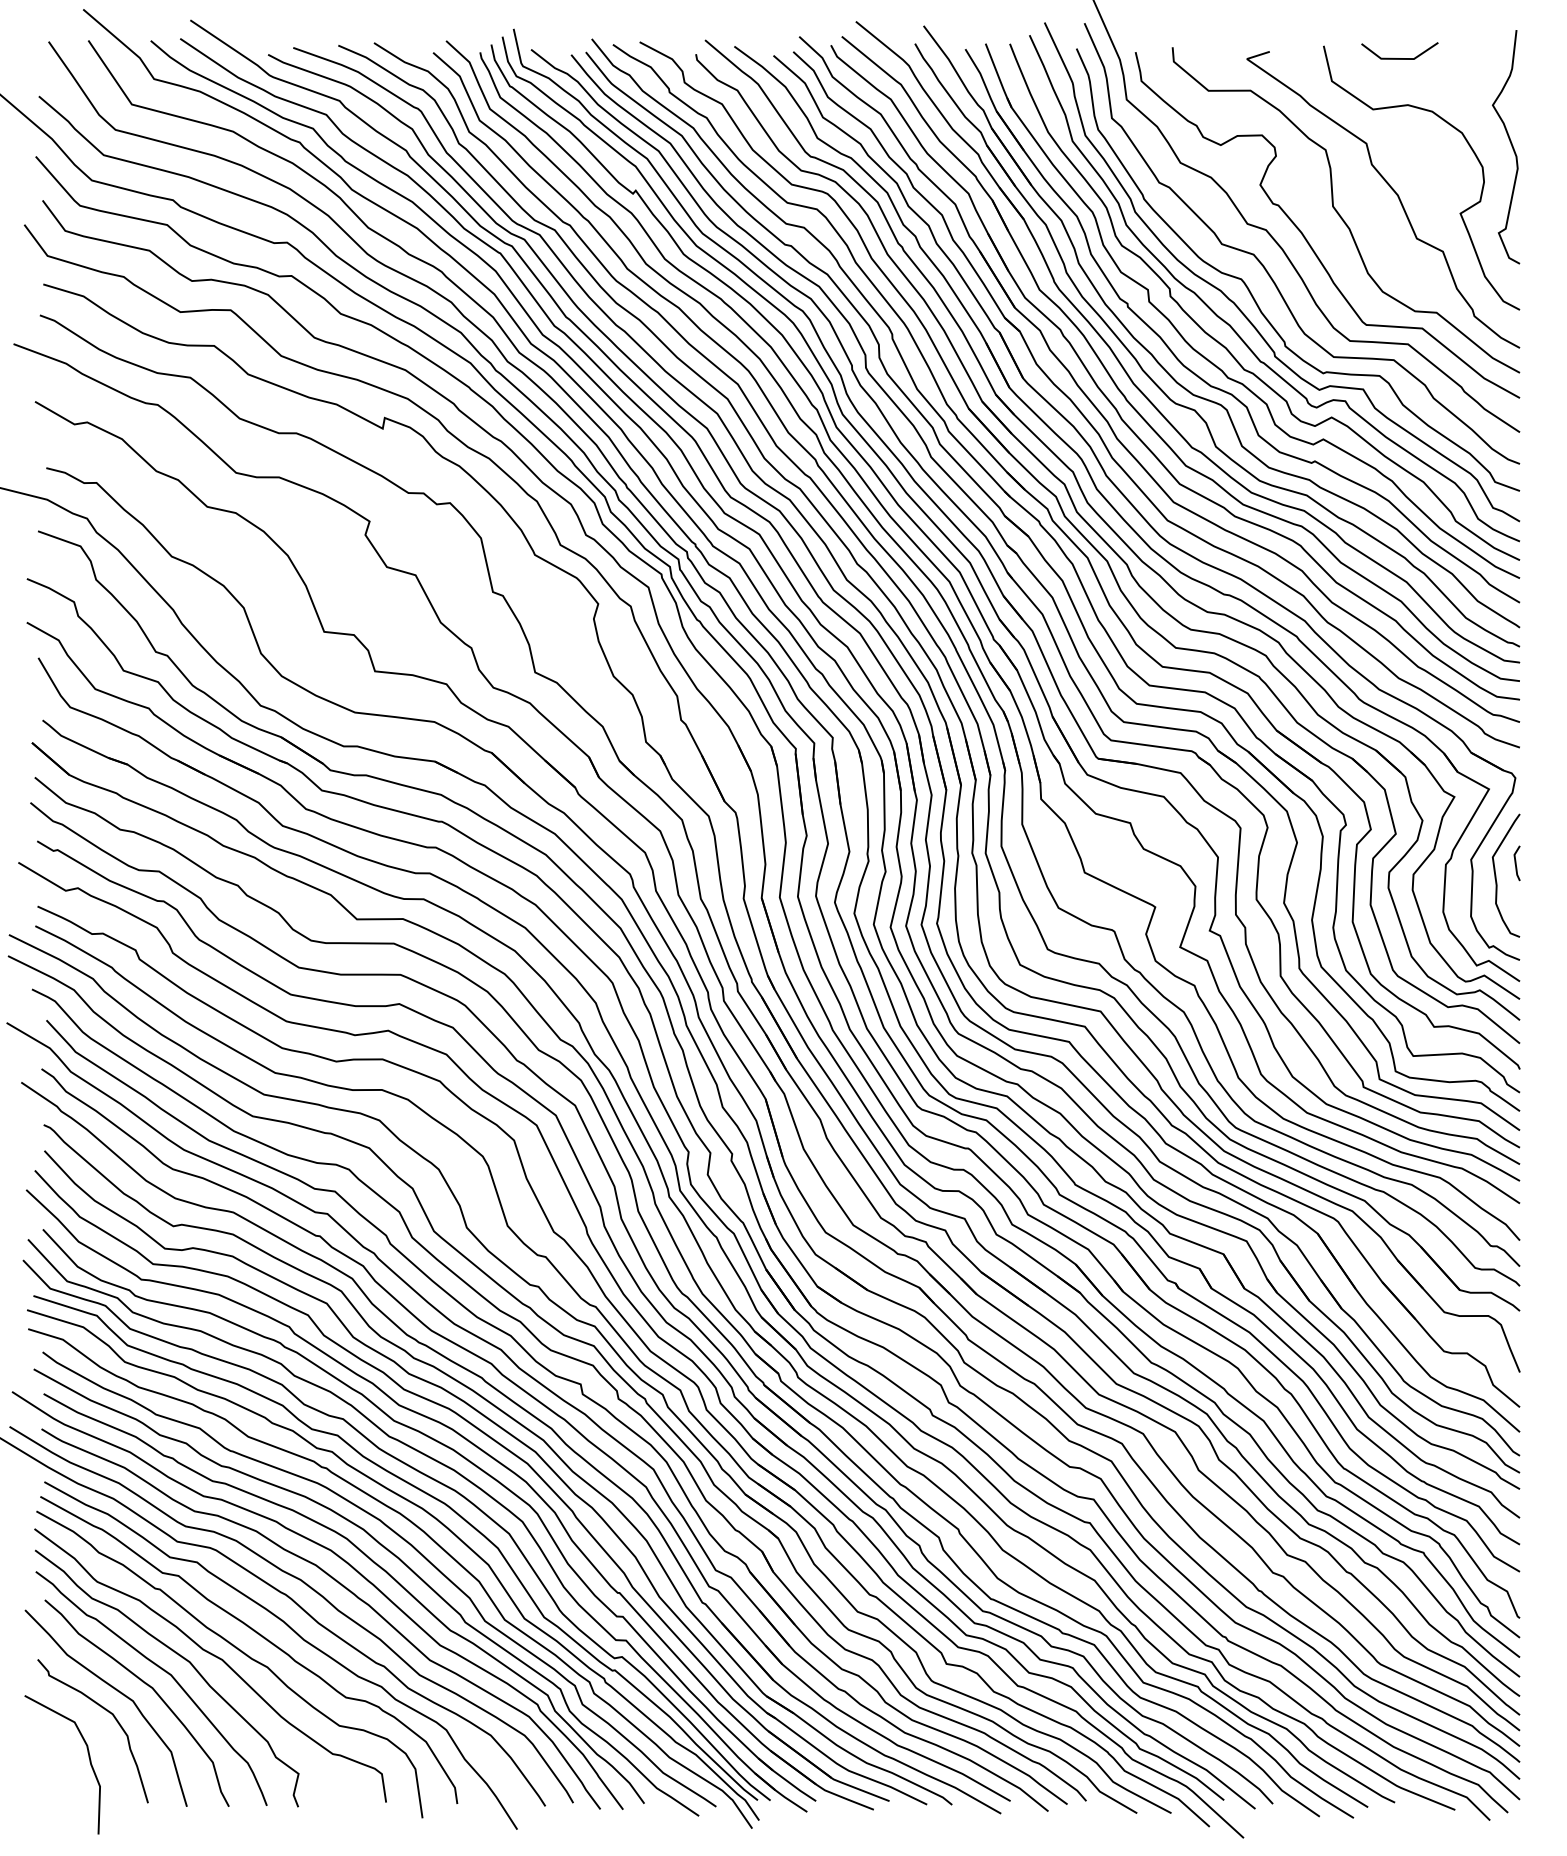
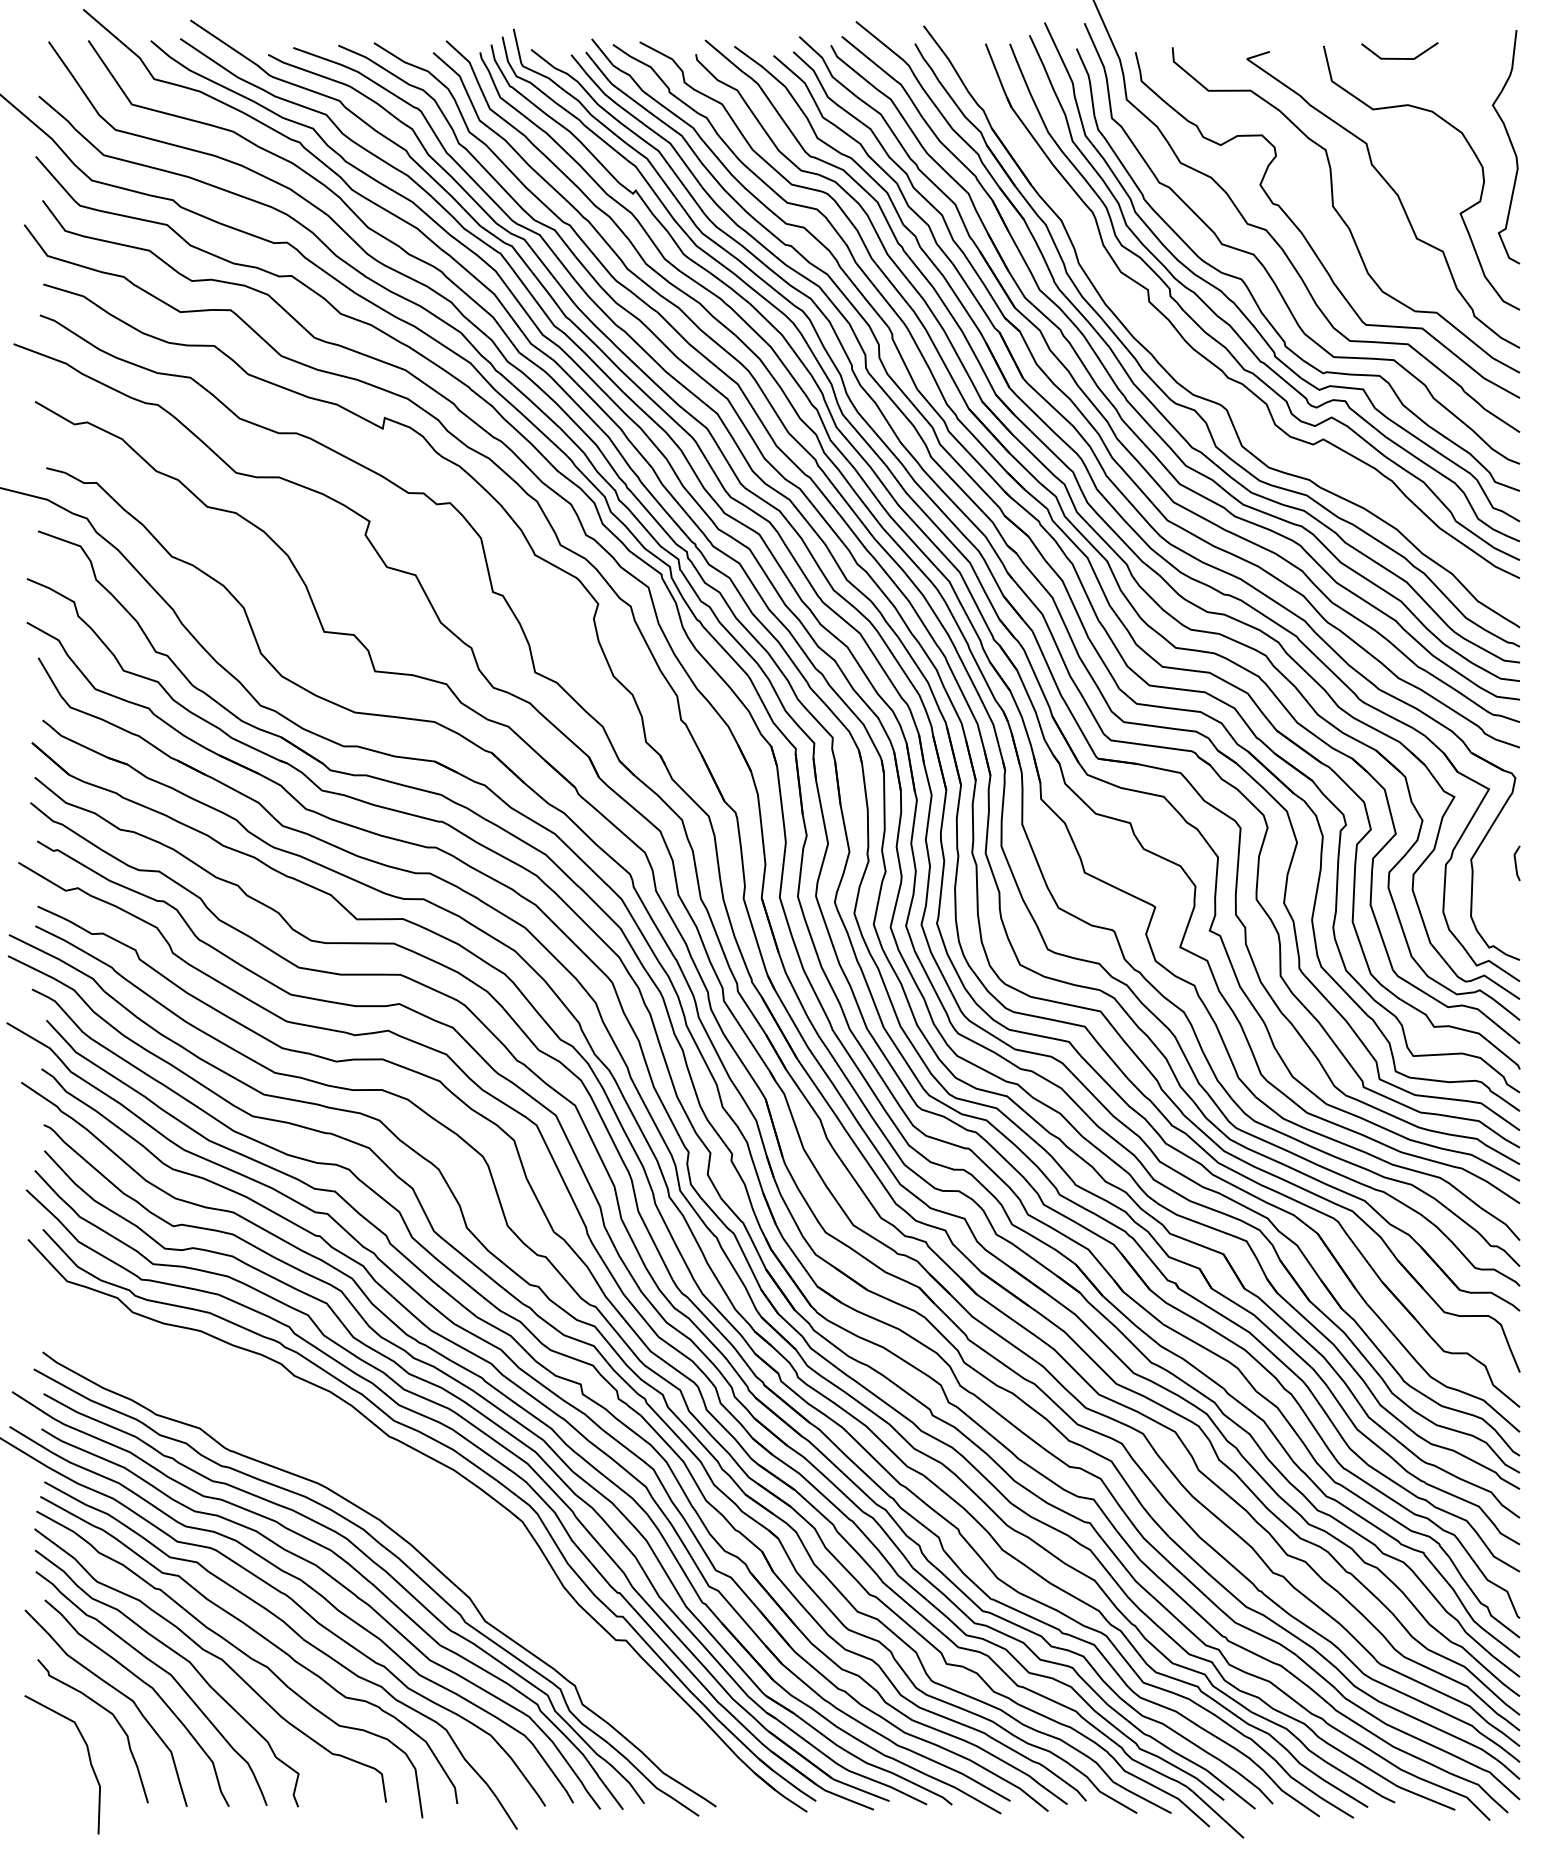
part: present -> none (1201, 377)
curve: present -> none (1496, 875)
part: present -> none (411, 1523)
